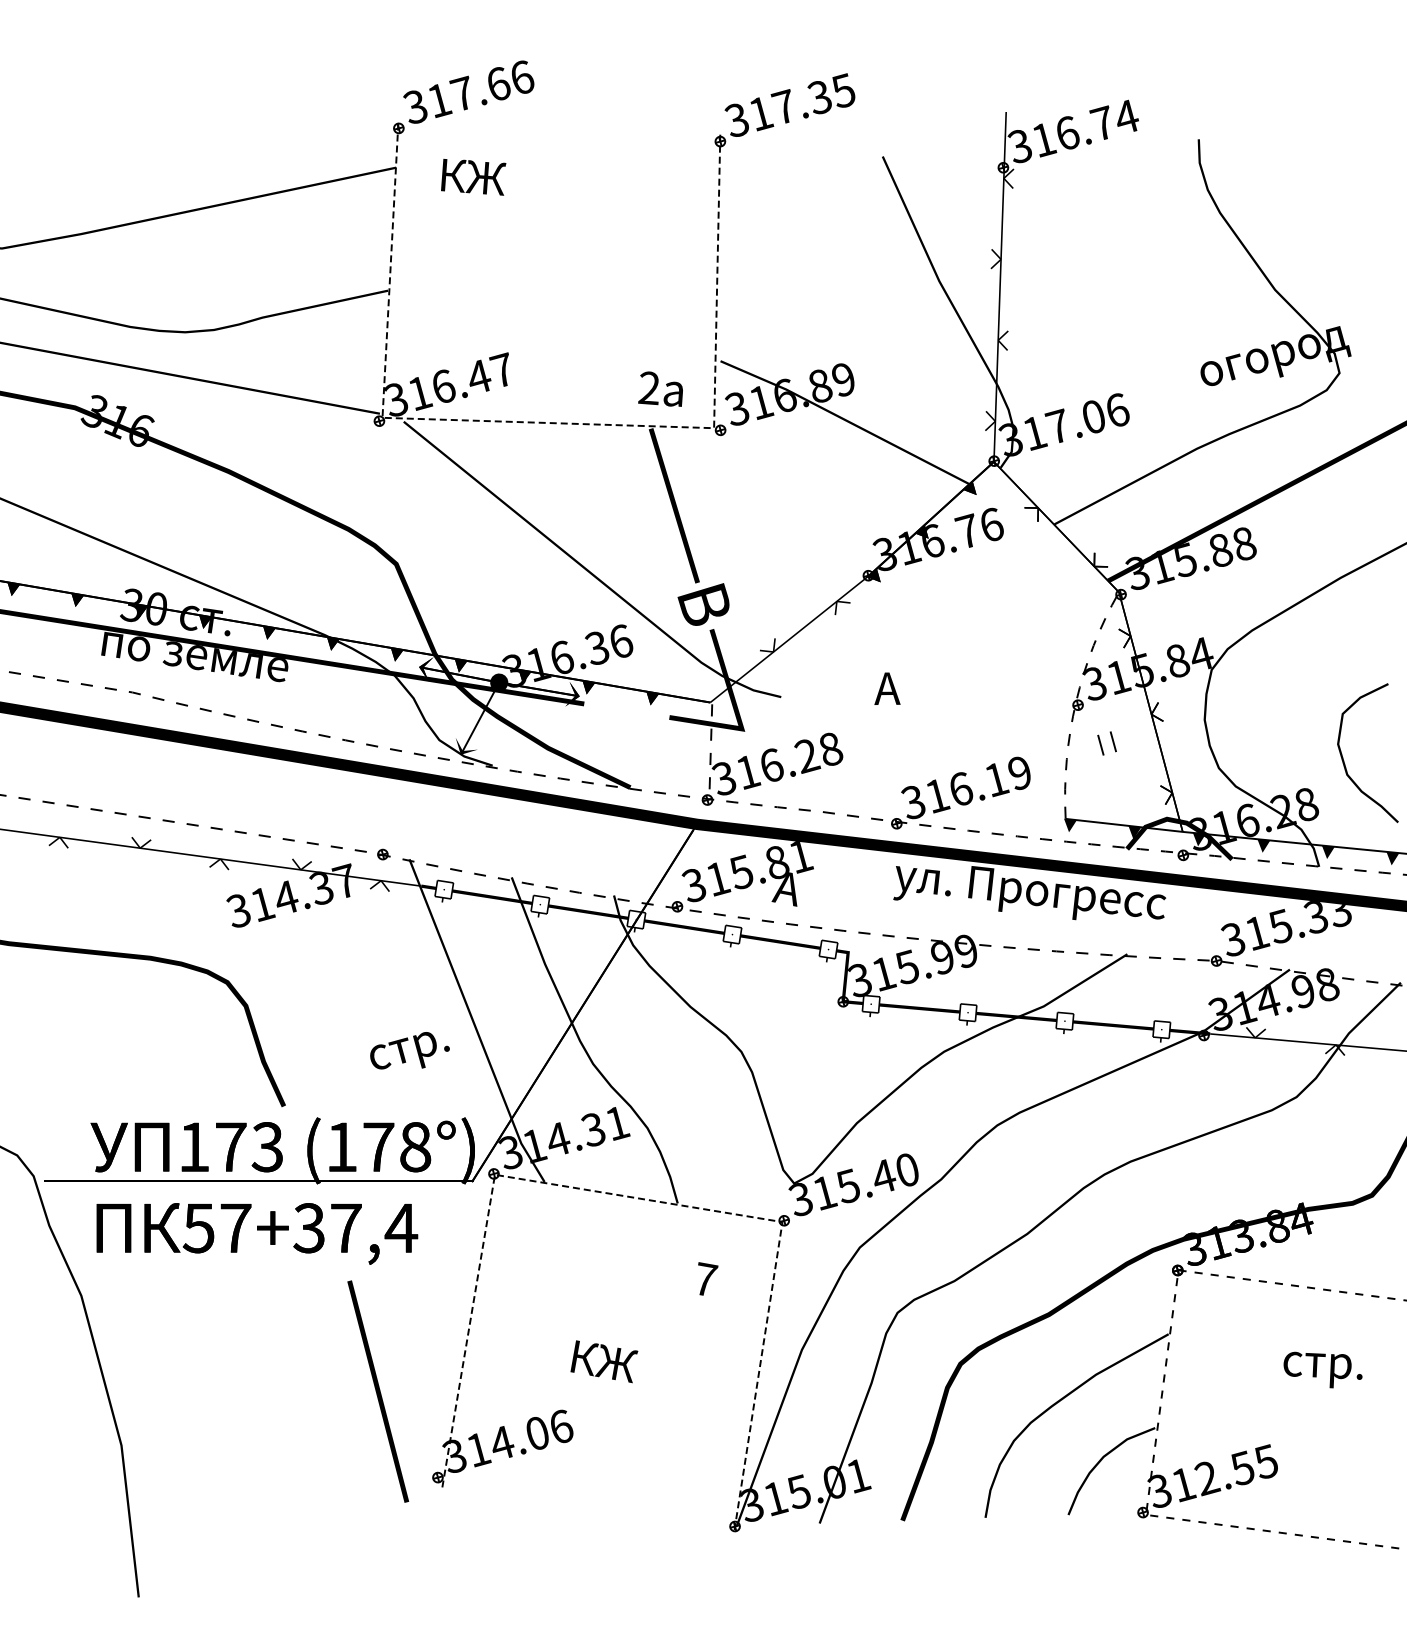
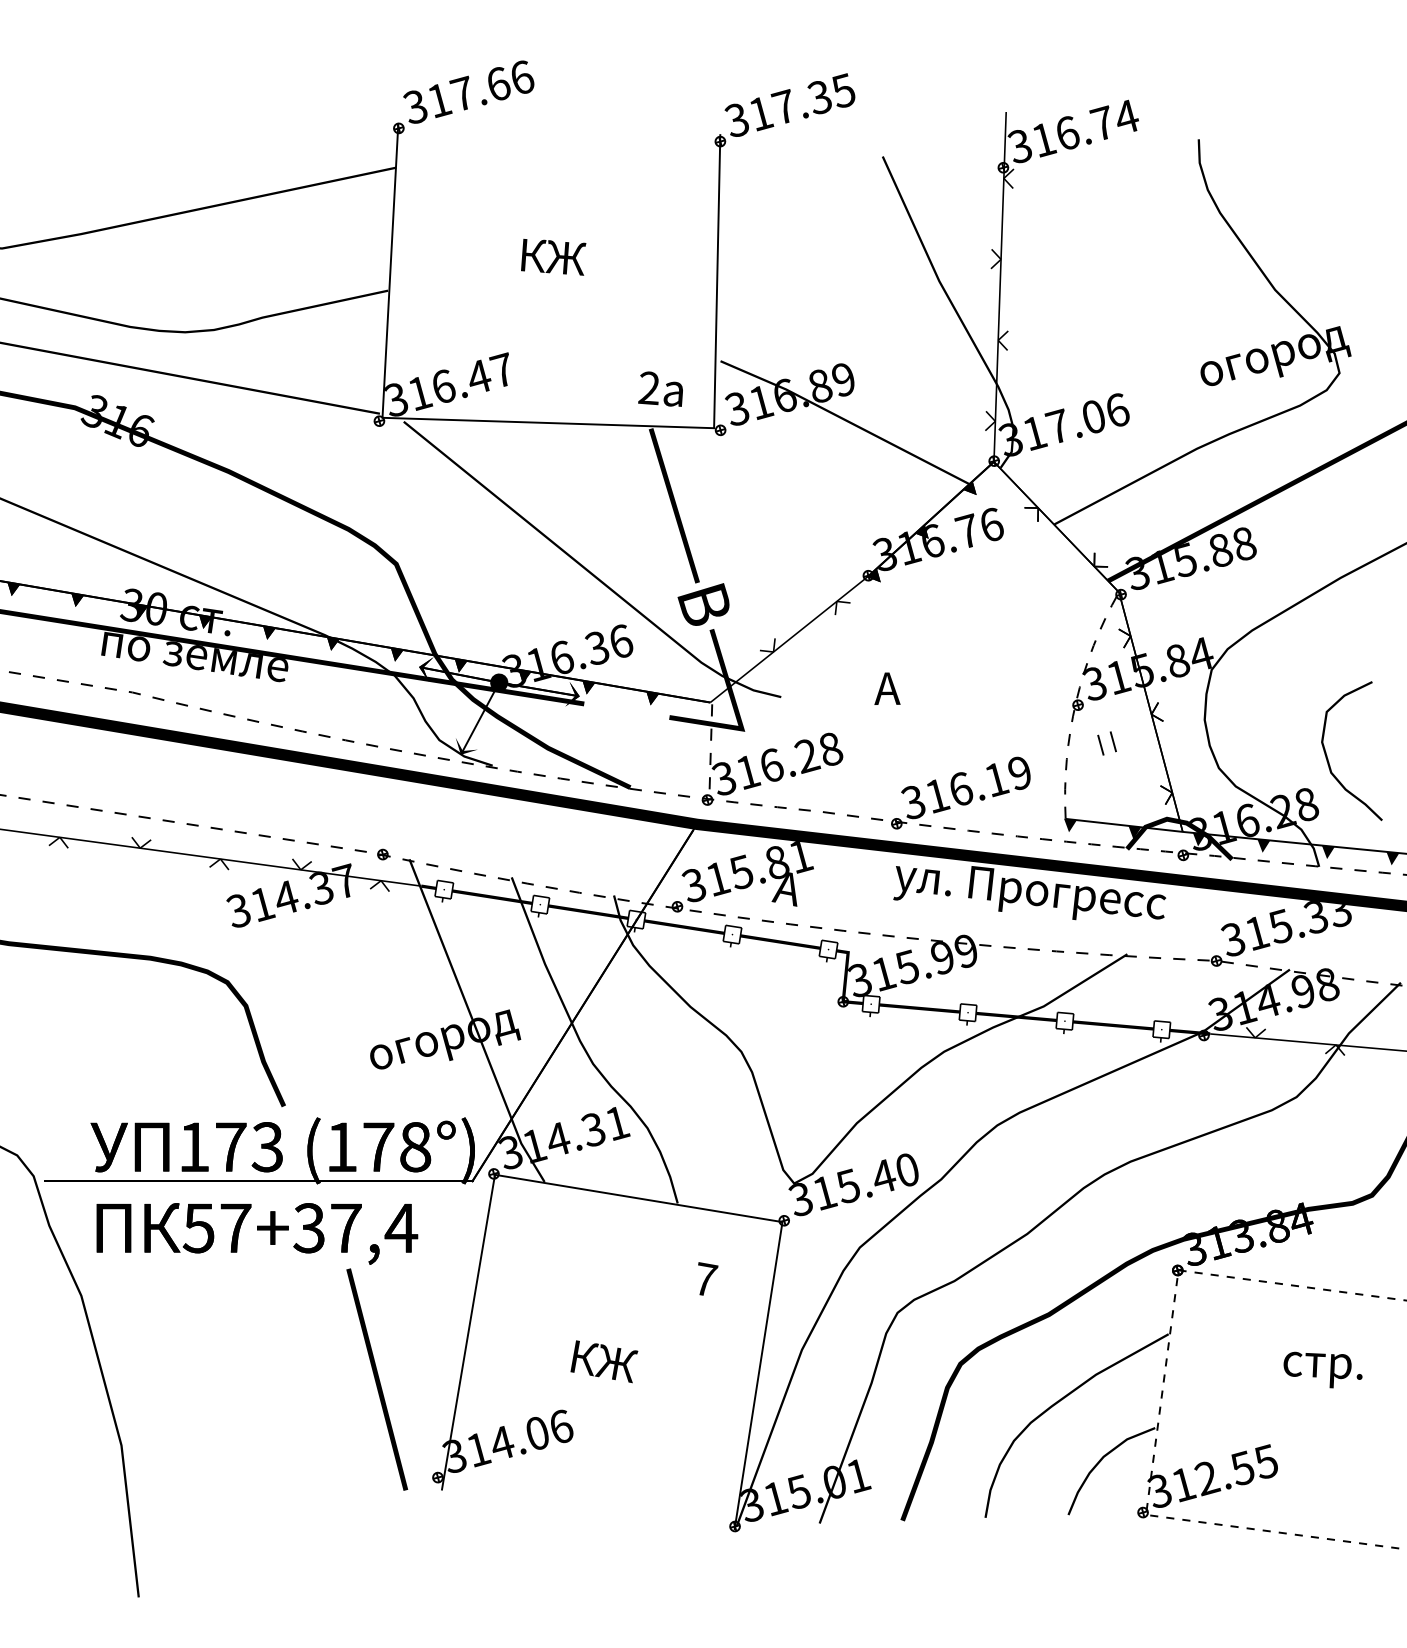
text position: (473, 177) -> (553, 257) (553, 257)
line: dashed -> solid (548, 423)
curve position: (1344, 760) -> (1328, 758) (1328, 758)
text: стр. -> огород (446, 1038)
line: dashed -> solid (633, 1197)
line position: (378, 1391) -> (377, 1379) (377, 1379)
